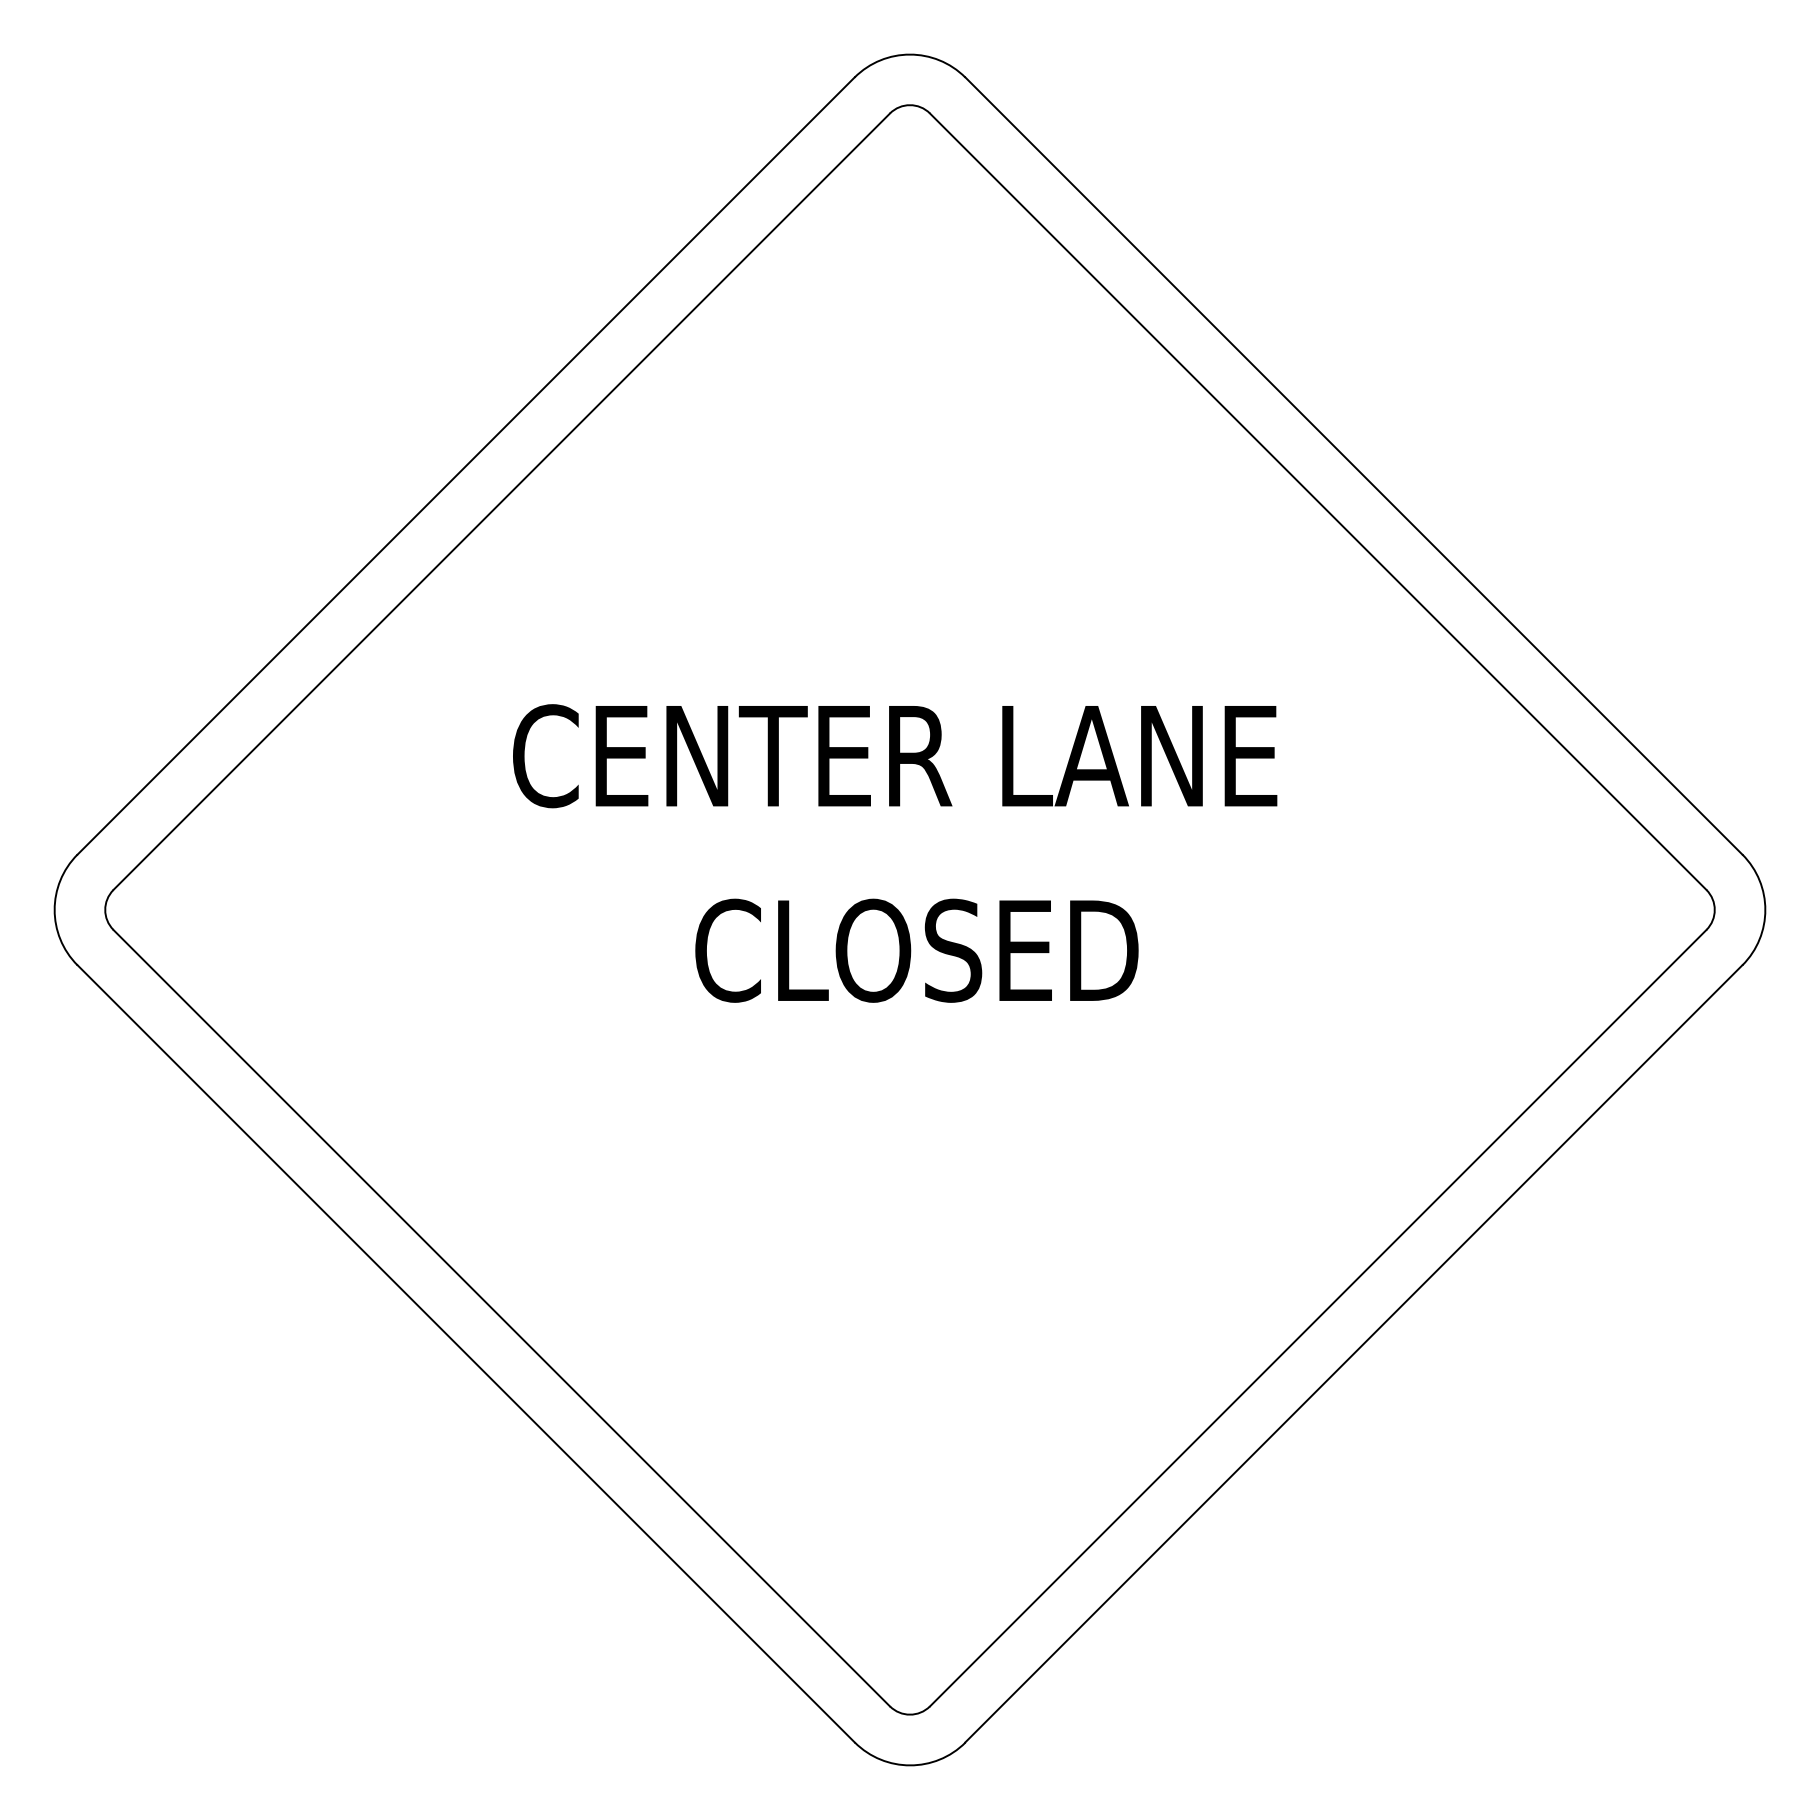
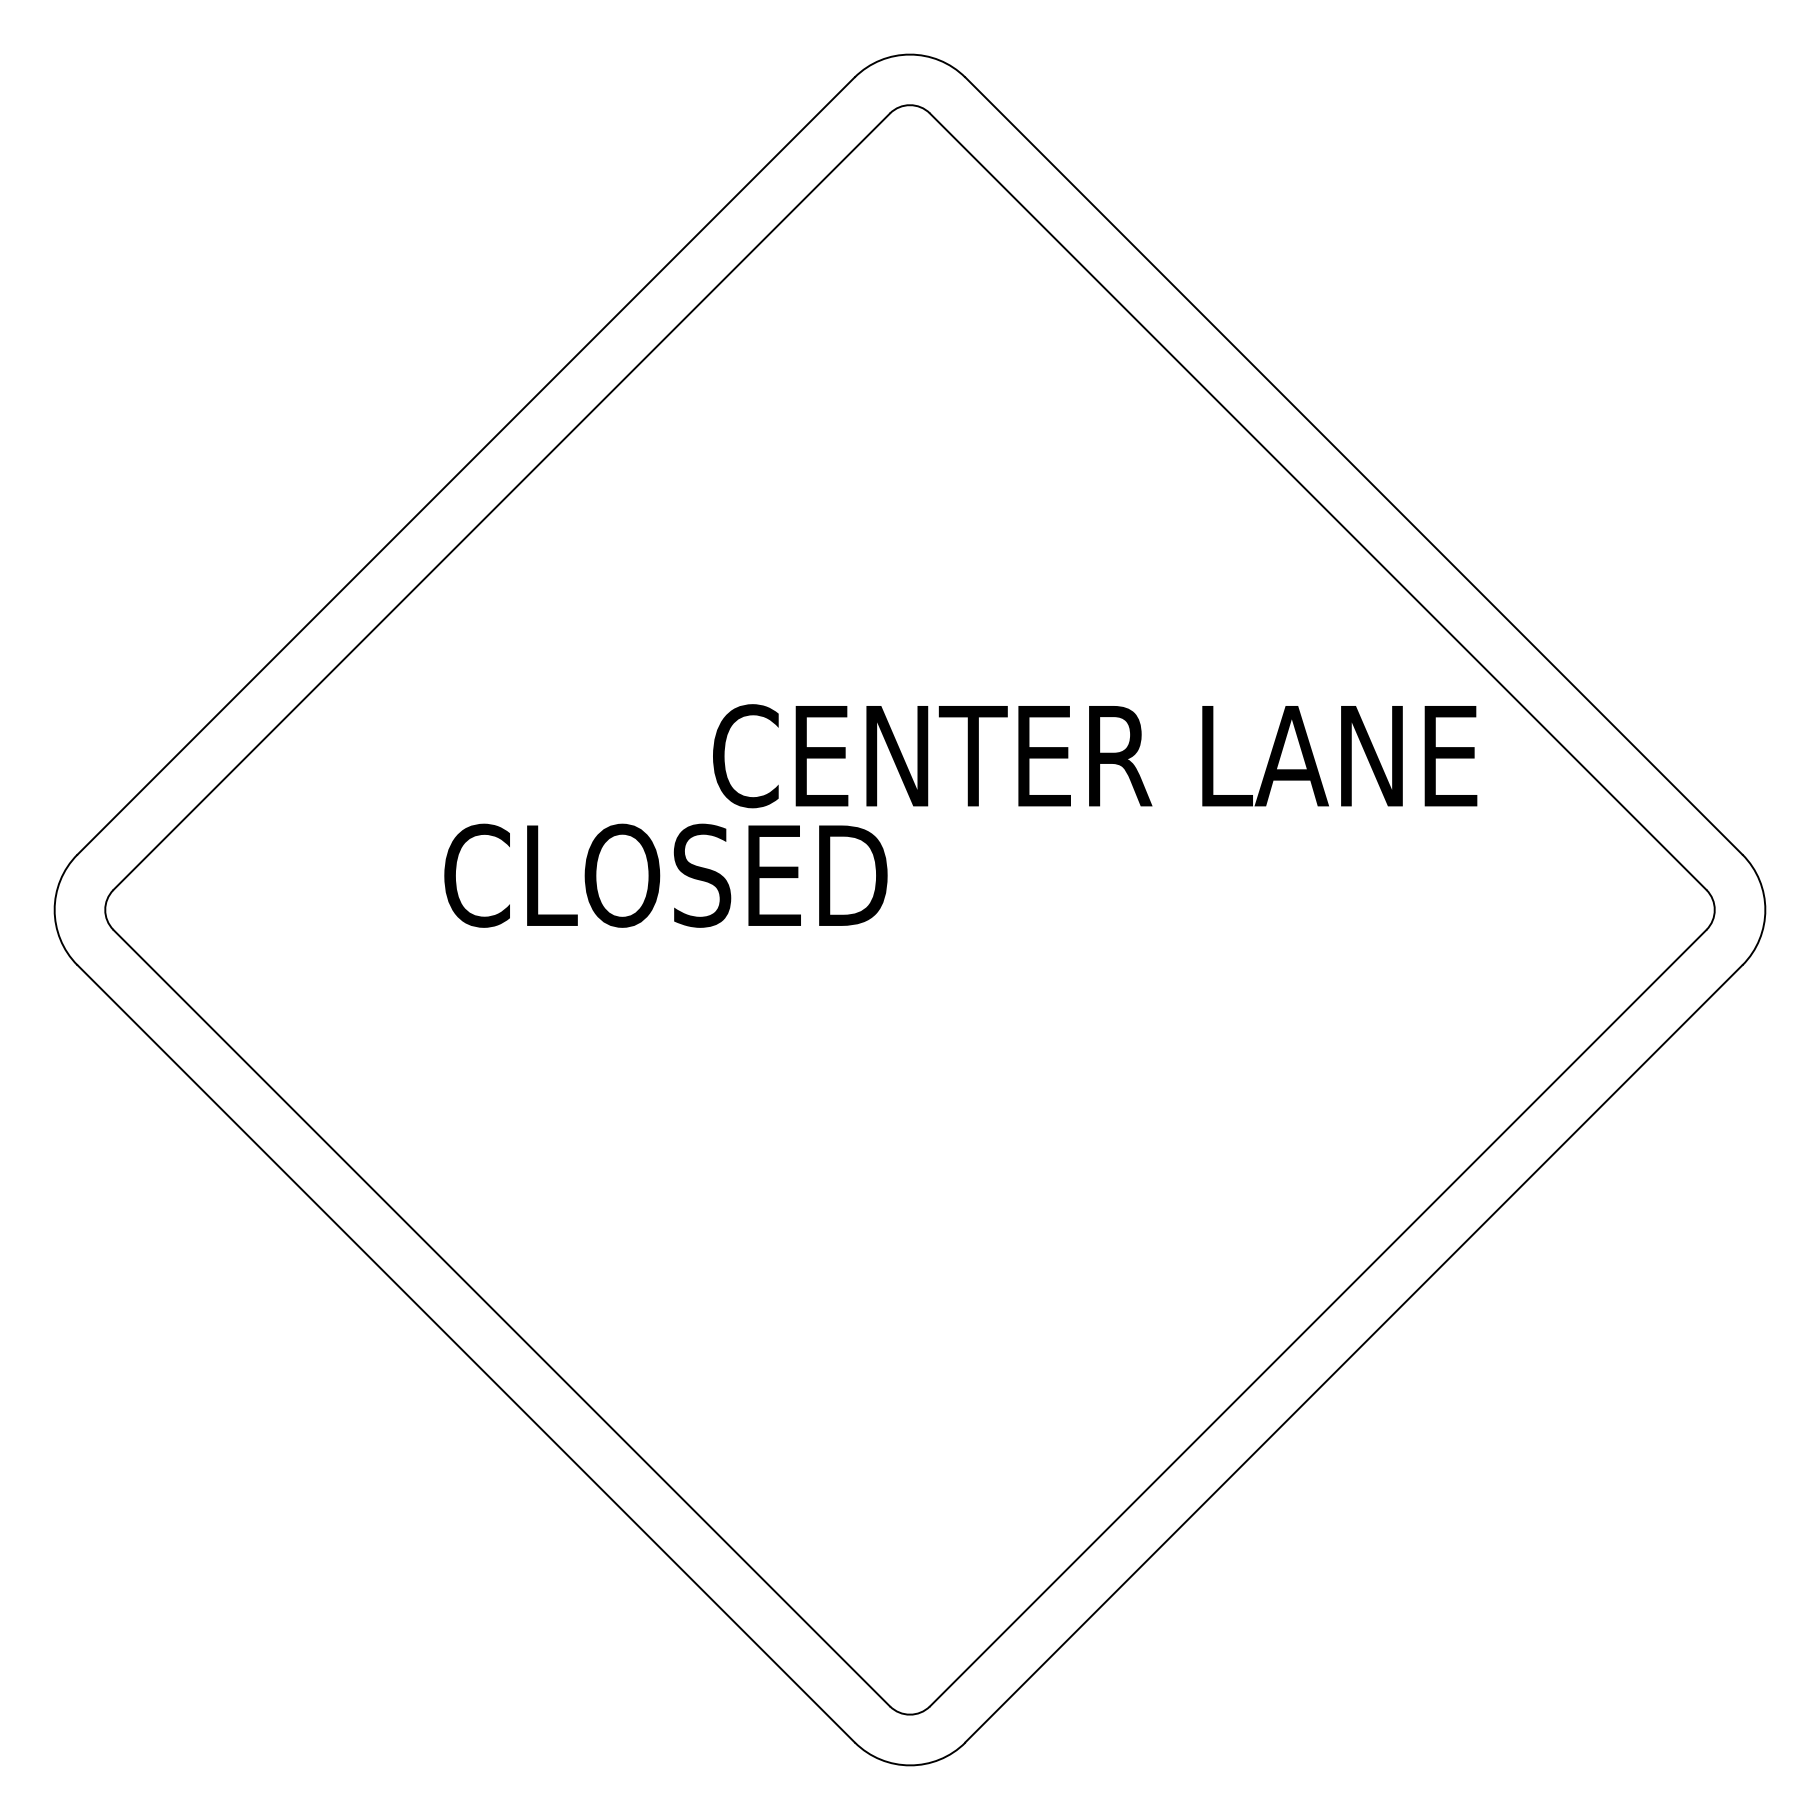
text position: (895, 756) -> (1095, 756) (1095, 756)
text position: (916, 950) -> (665, 875) (665, 875)
